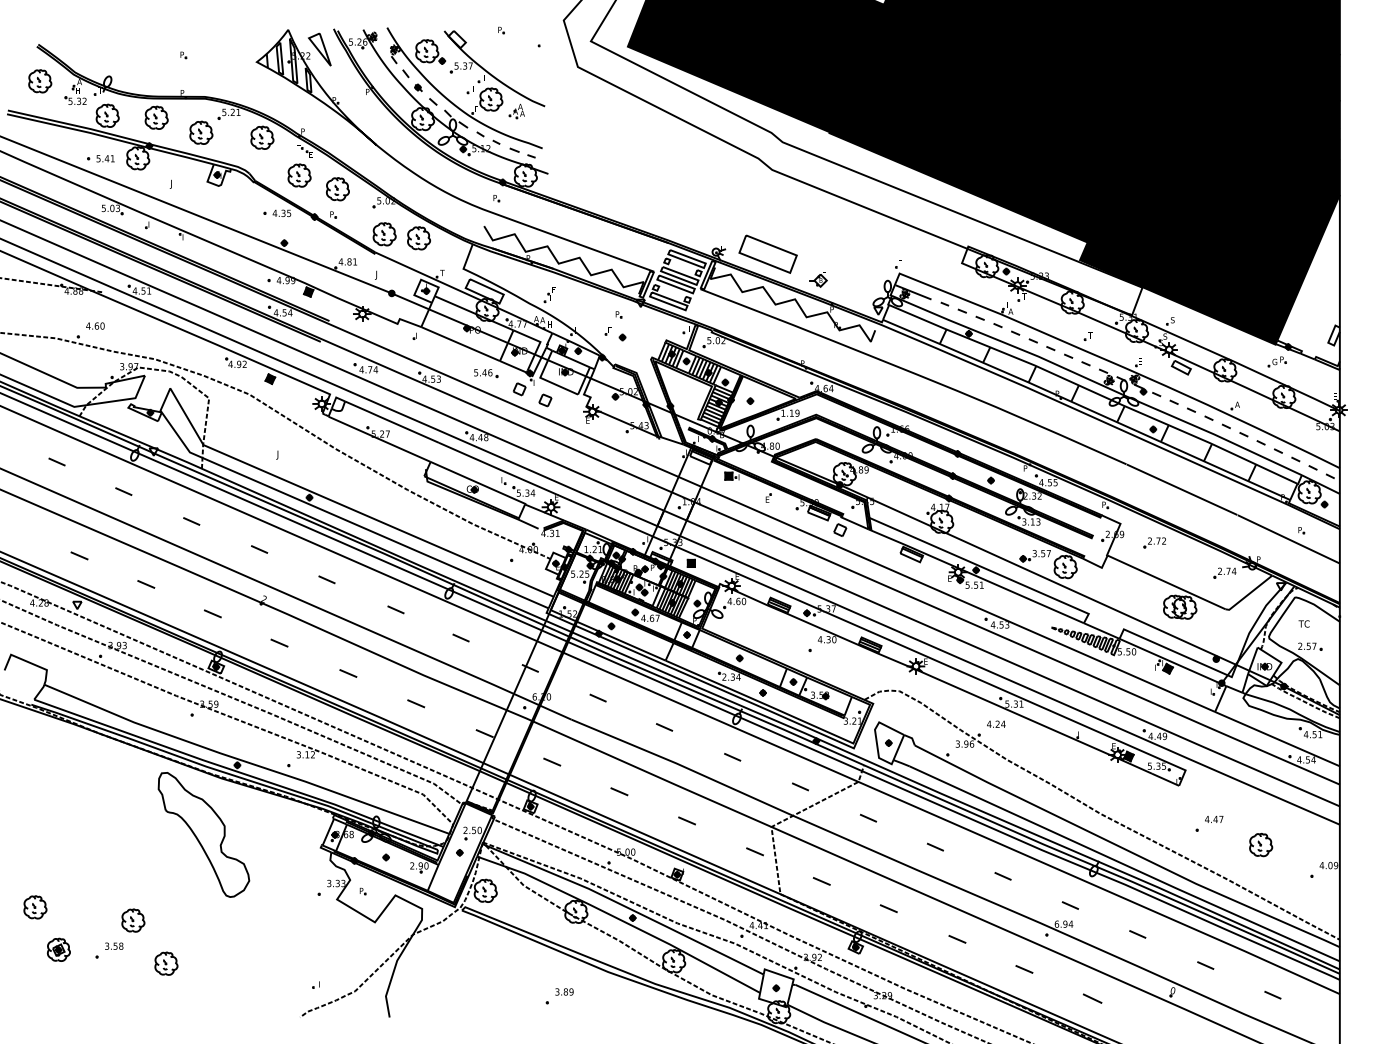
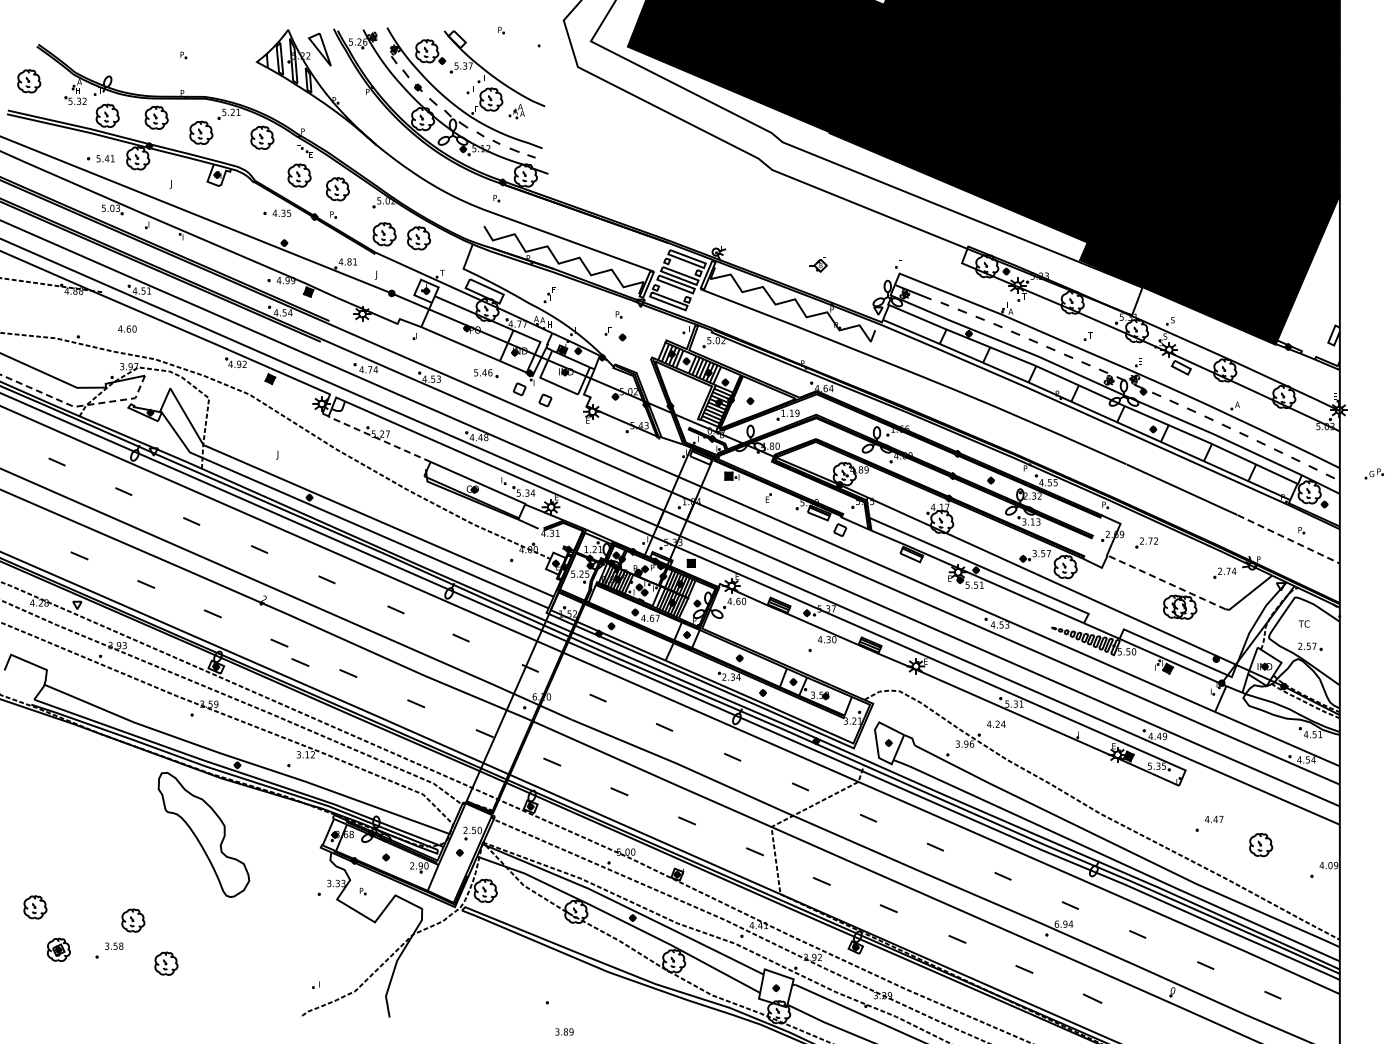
part position: (40, 81) -> (29, 81) (29, 81)
part: present -> none (767, 253)
part position: (818, 279) -> (818, 264) (818, 264)
text position: (95, 325) -> (127, 328) (127, 328)
part position: (1276, 361) -> (1373, 473) (1373, 473)
line: solid -> dashed (77, 406)
line: solid -> dashed (379, 439)
line: solid -> dashed (1289, 539)
part position: (1154, 542) -> (1146, 542) (1146, 542)
line: solid -> dashed (1166, 582)
line: none -> present (300, 662)
text position: (564, 991) -> (564, 1031) (564, 1031)
